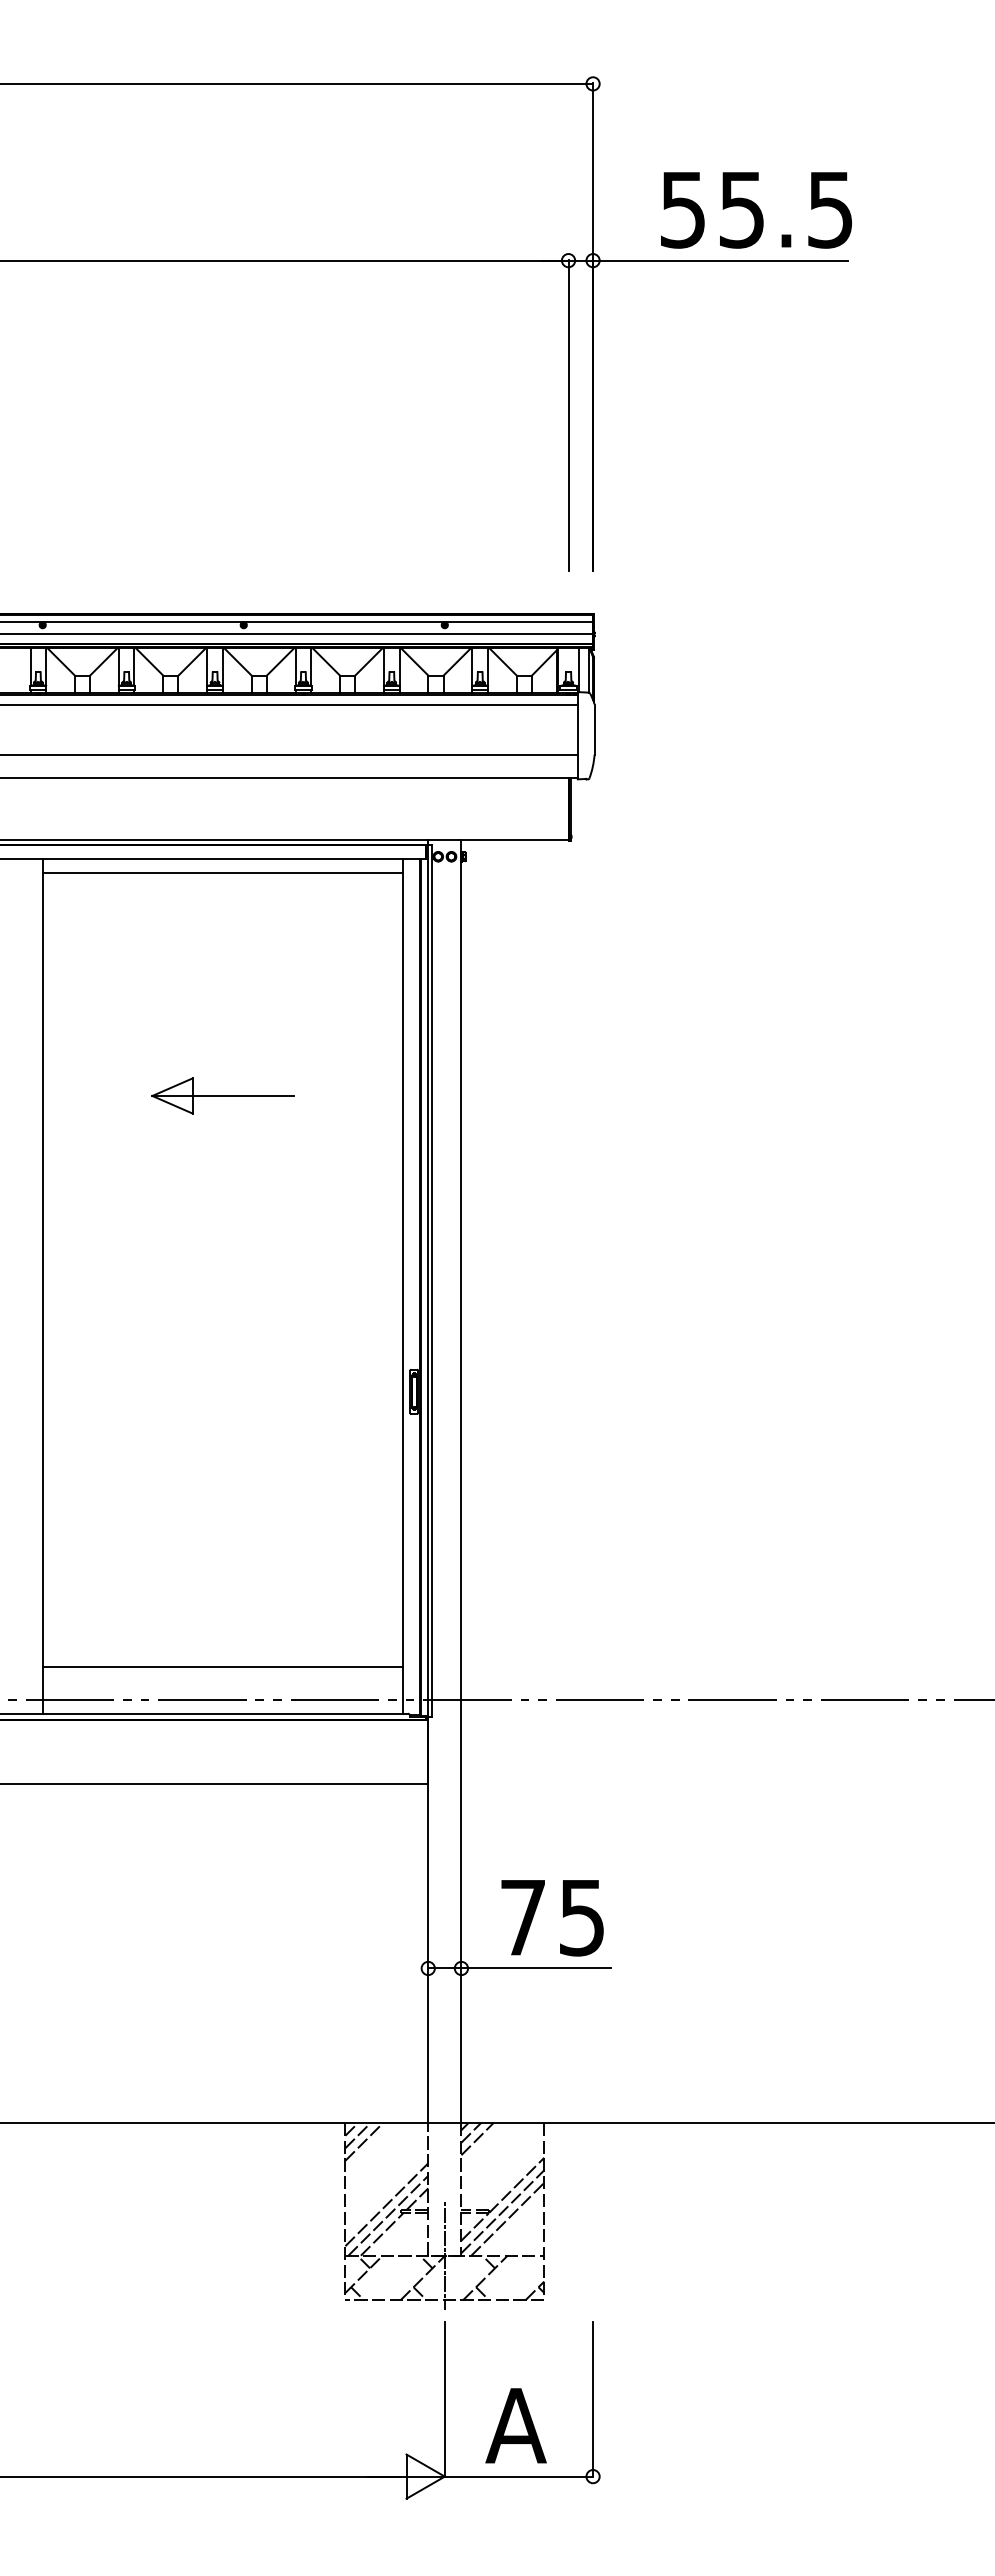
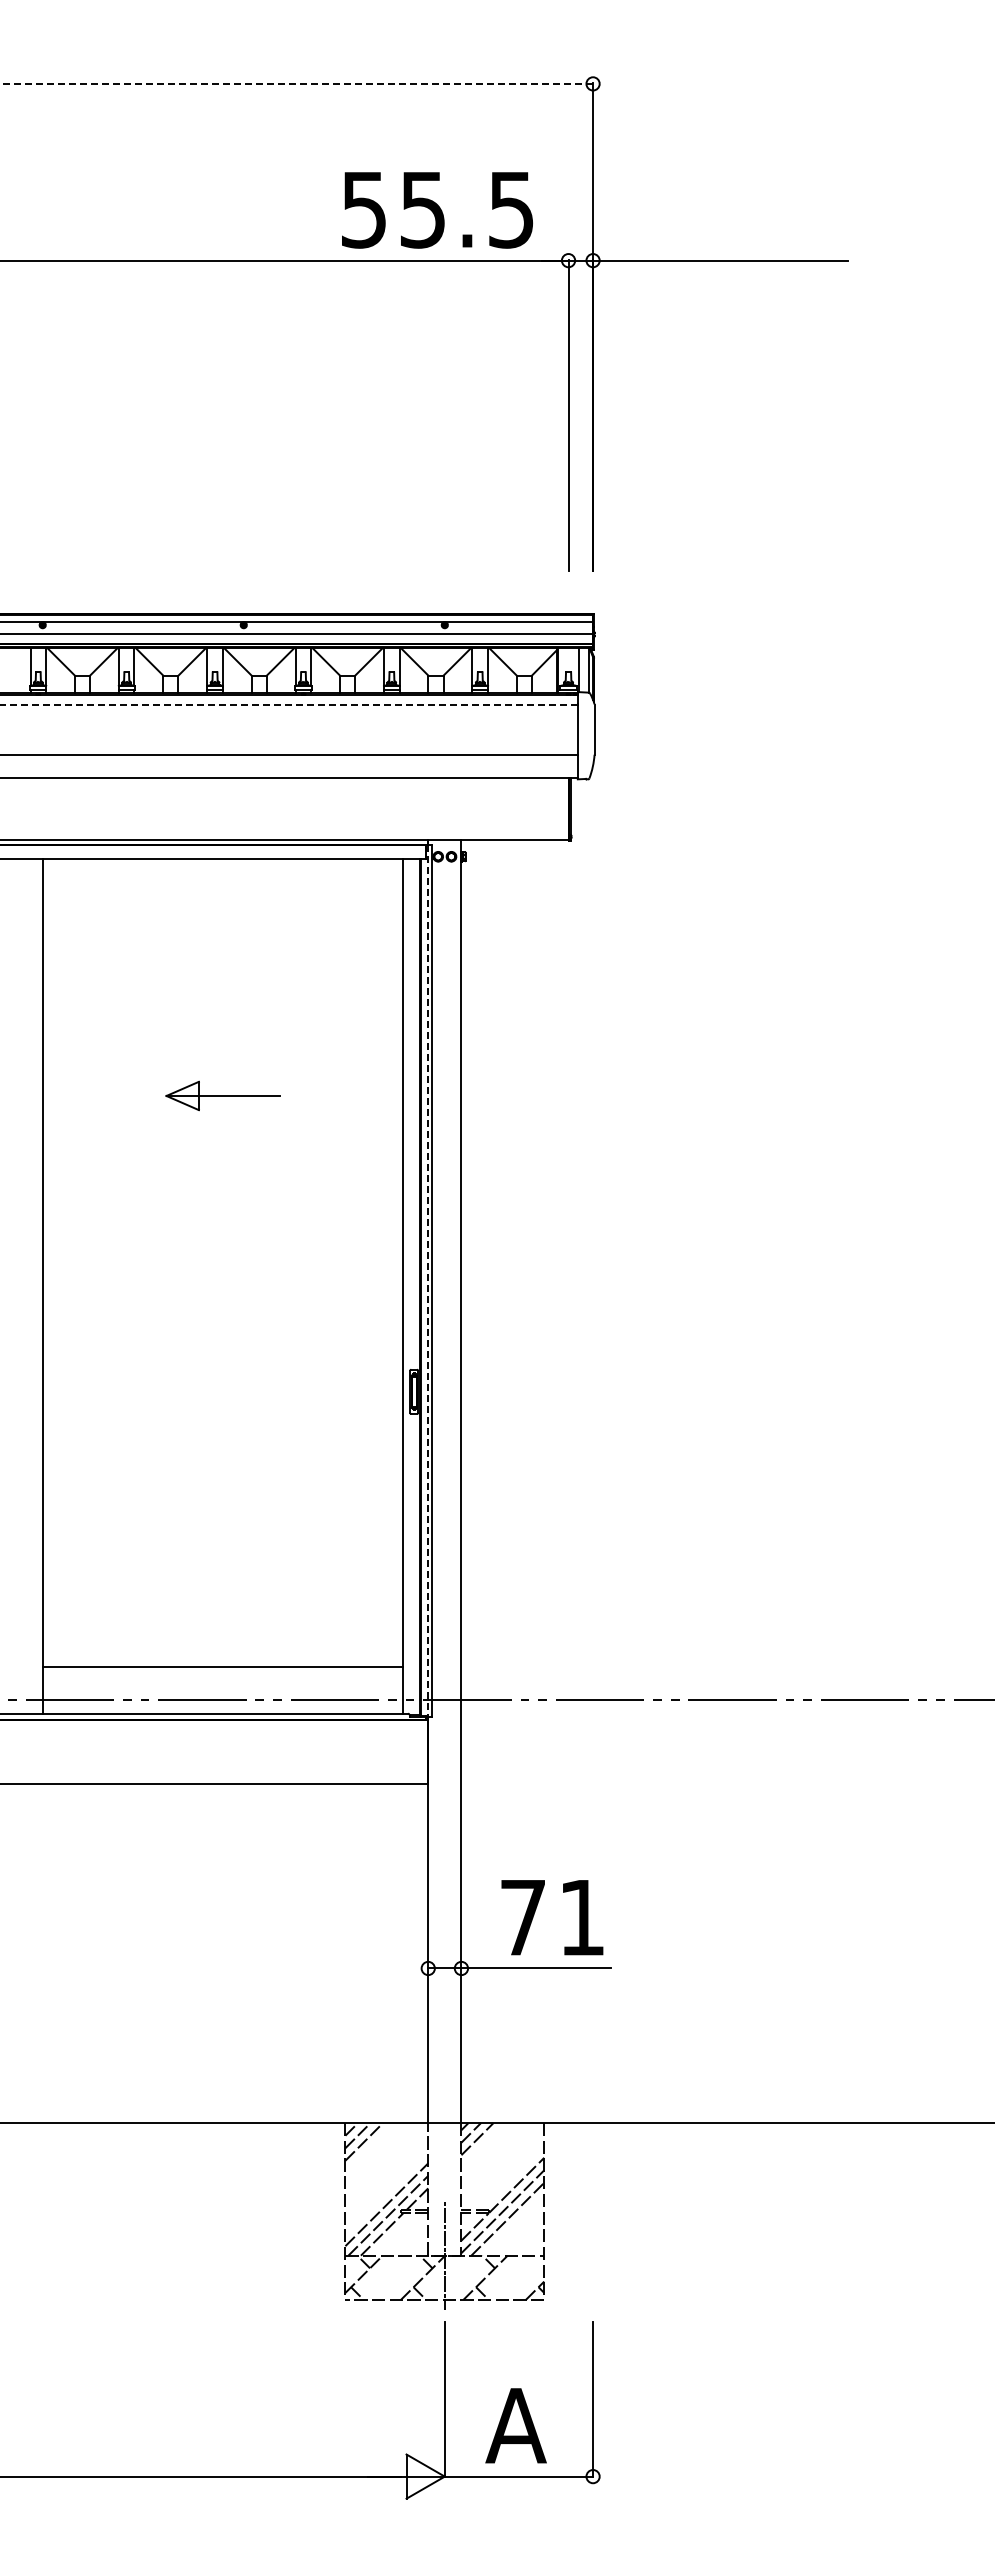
line: solid -> dashed (296, 83)
text position: (756, 210) -> (437, 210) (437, 210)
line: solid -> dashed (288, 705)
line: present -> none (222, 872)
part size: 144x38 px -> 116x32 px (222, 1095)
line: solid -> dashed (427, 1281)
text: 75 -> 71 (581, 1918)
